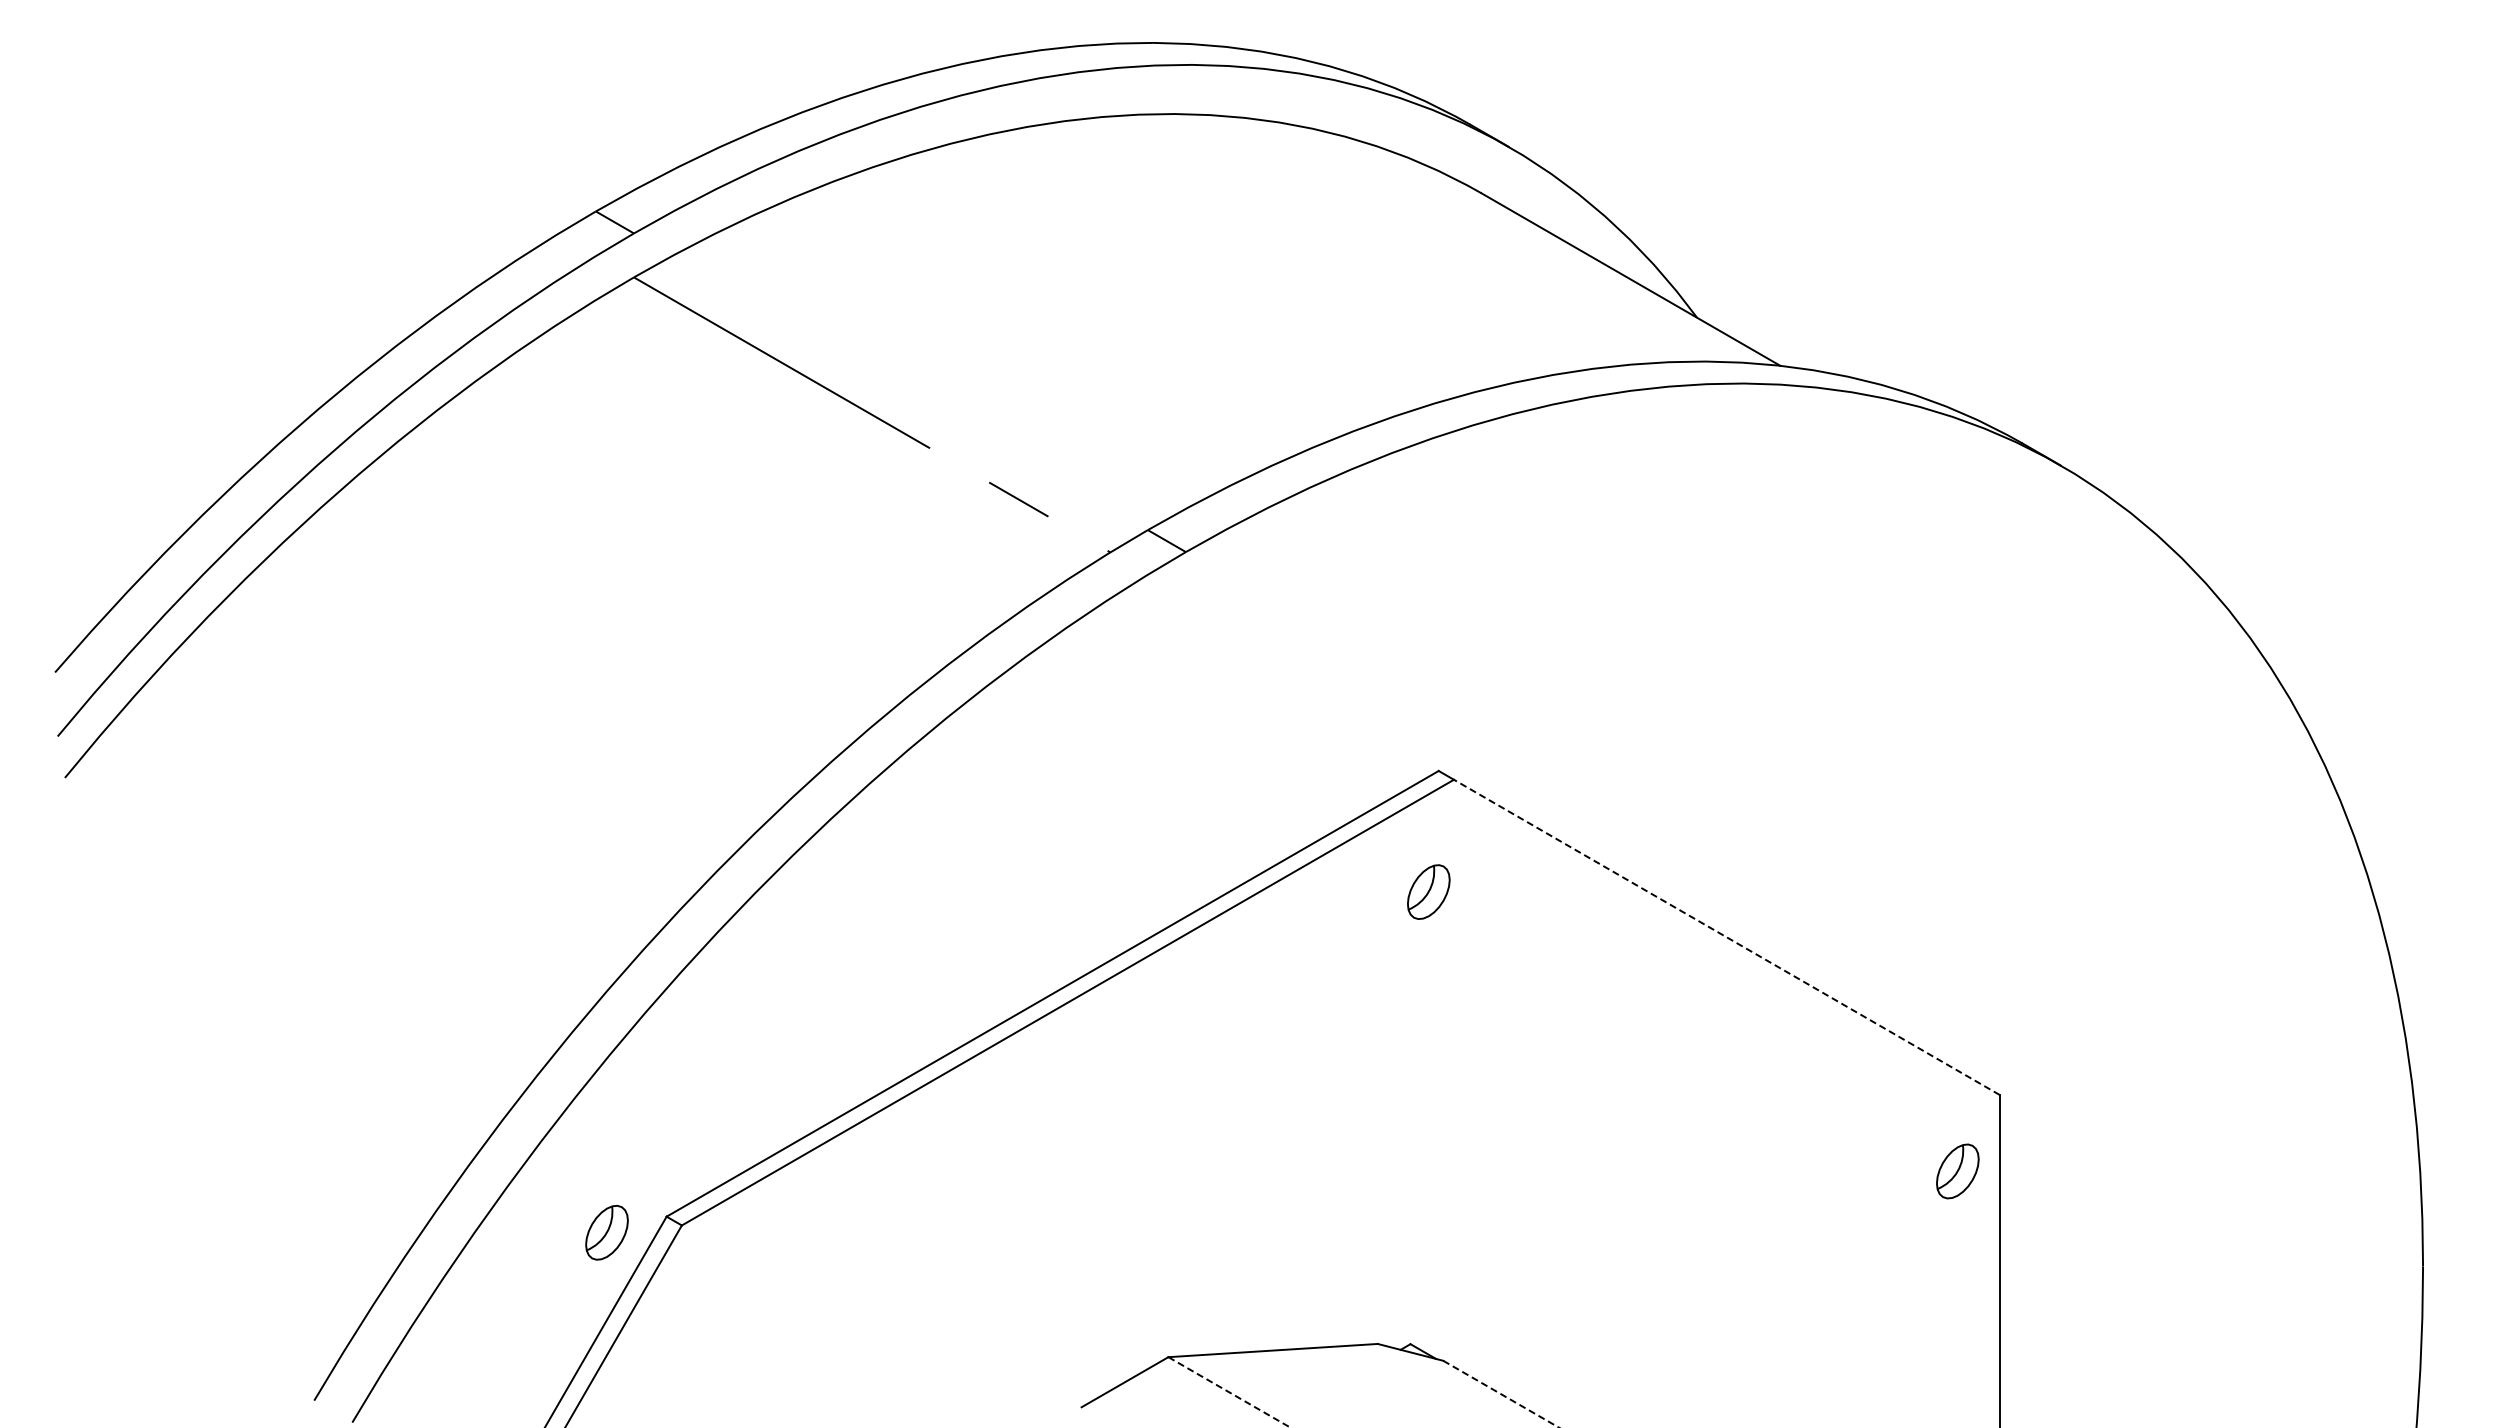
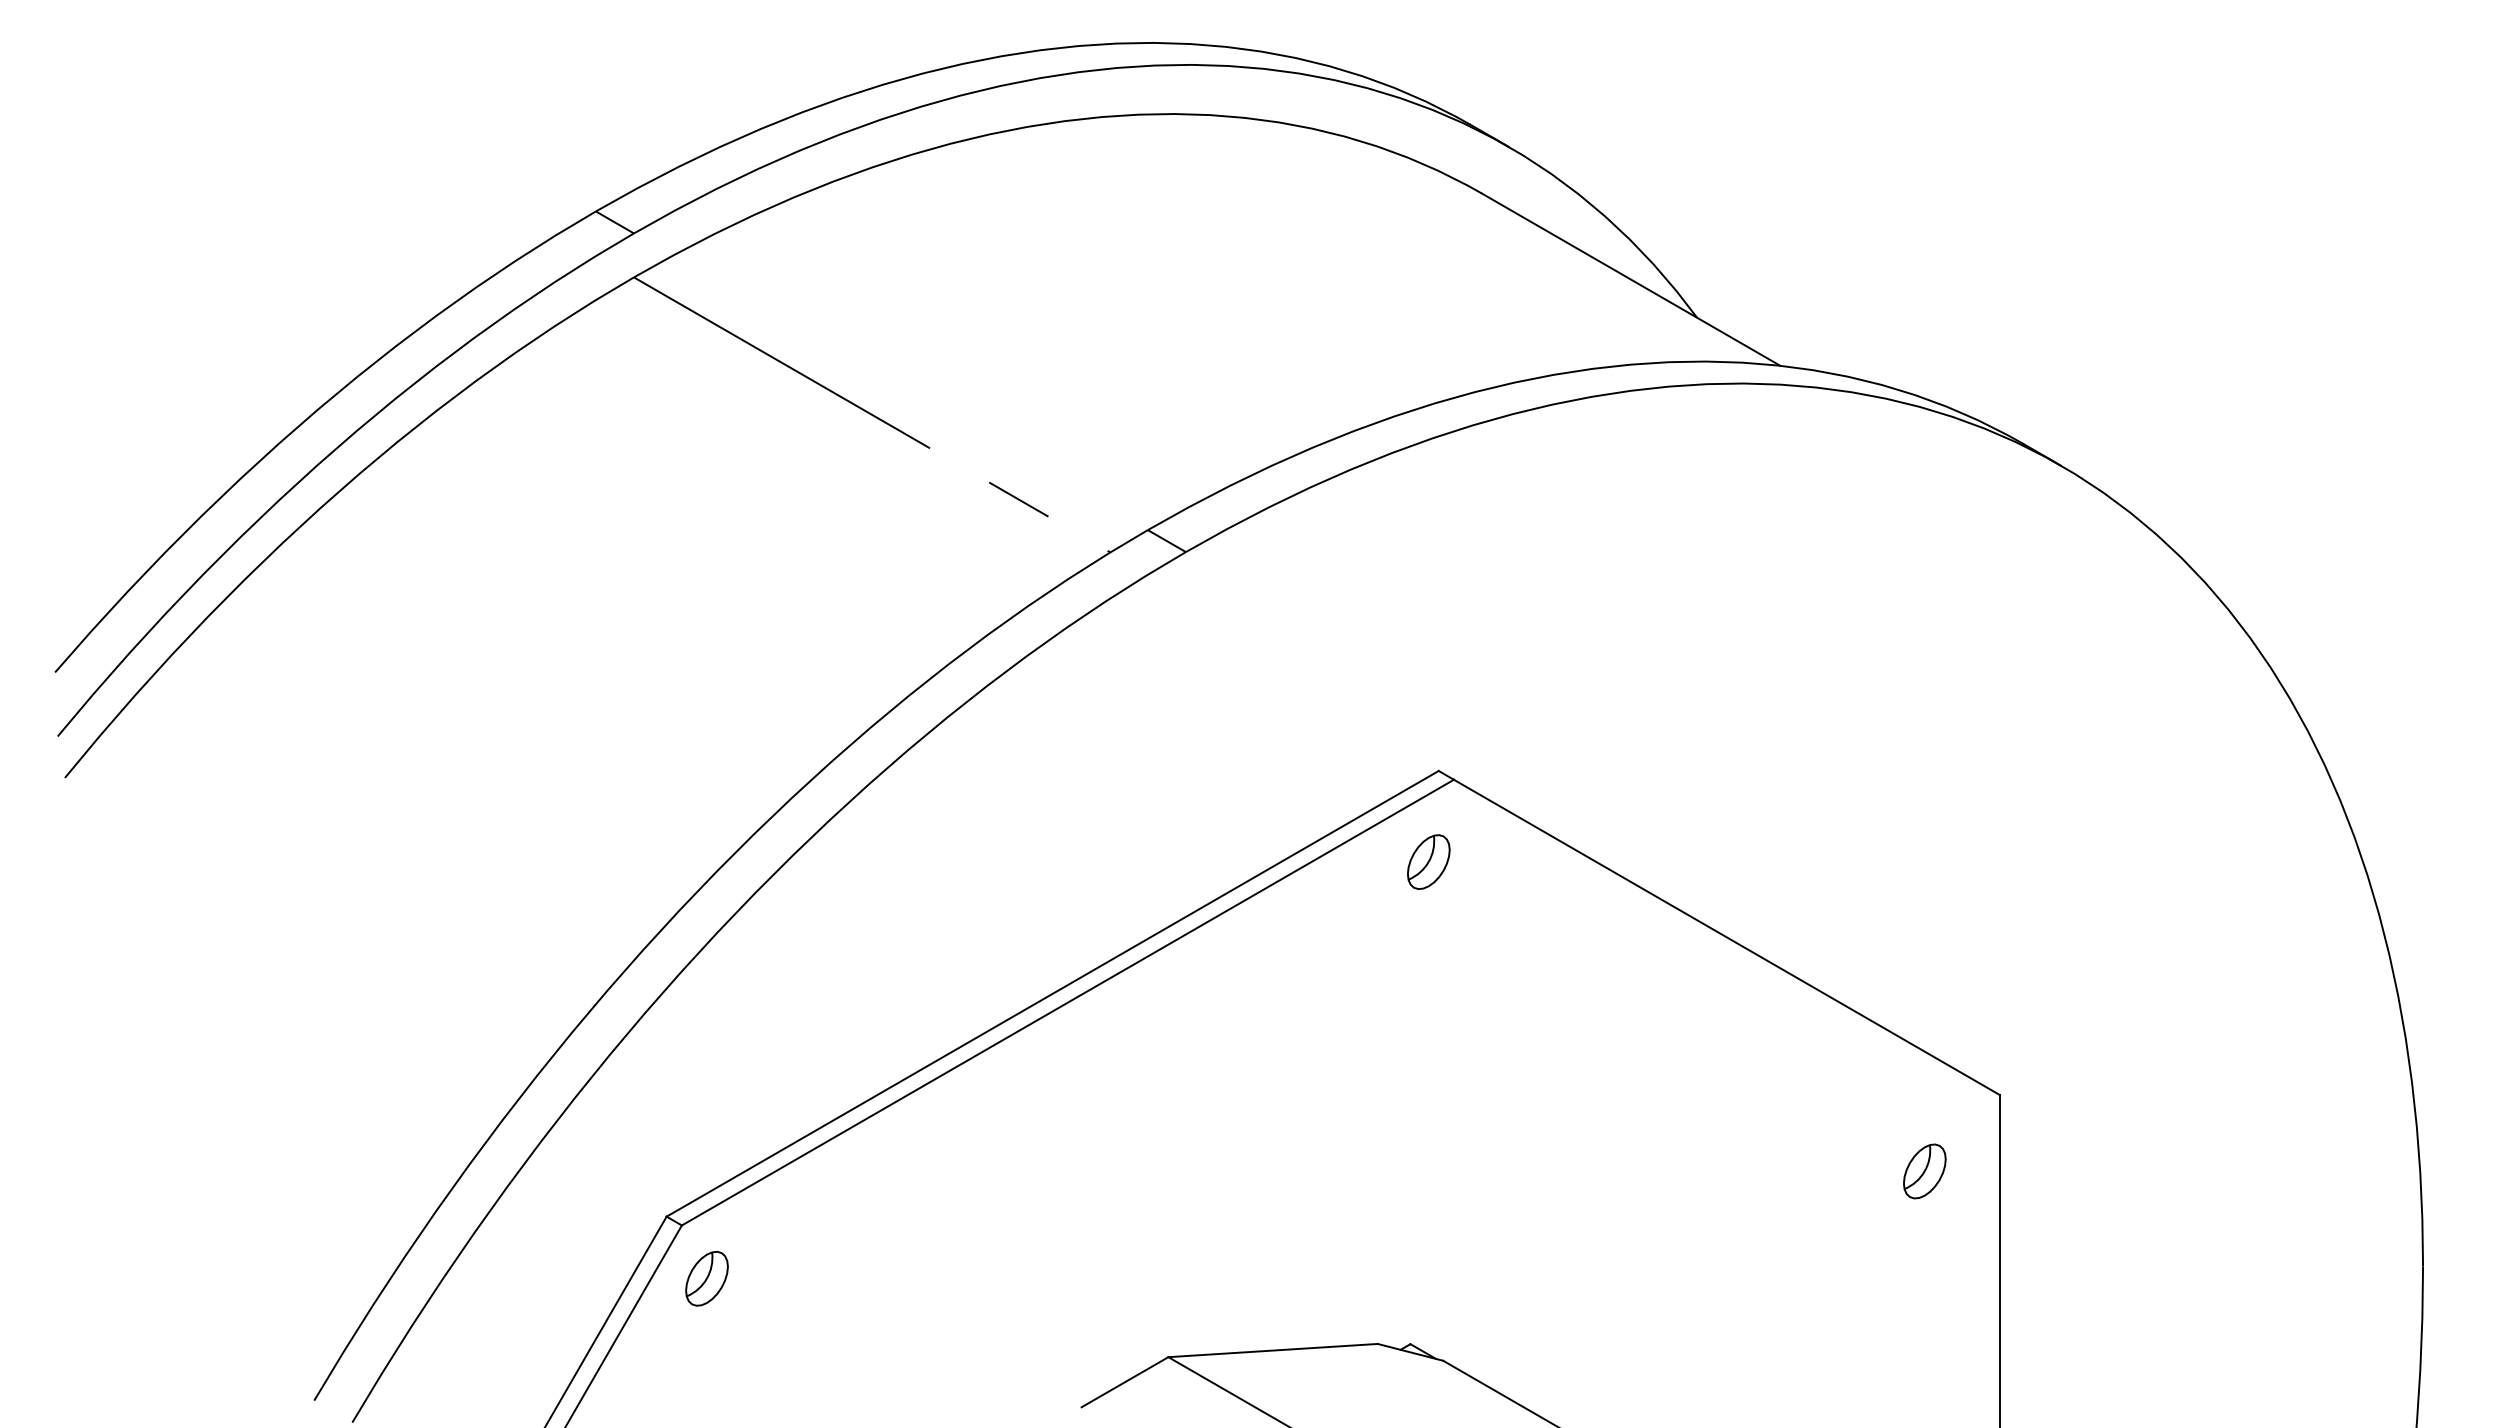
part position: (1428, 891) -> (1428, 861) (1428, 861)
line: dashed -> solid (1726, 937)
part position: (1957, 1171) -> (1924, 1171) (1924, 1171)
part position: (606, 1232) -> (706, 1278) (706, 1278)
line: dashed -> solid (1229, 1392)
line: dashed -> solid (1501, 1394)
